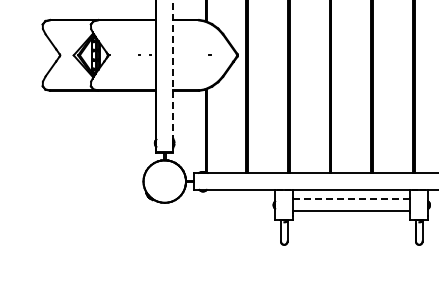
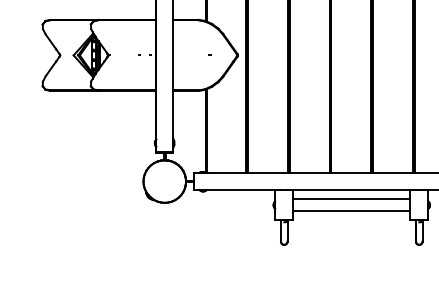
line: dashed -> solid (173, 75)
line: dashed -> solid (352, 199)
